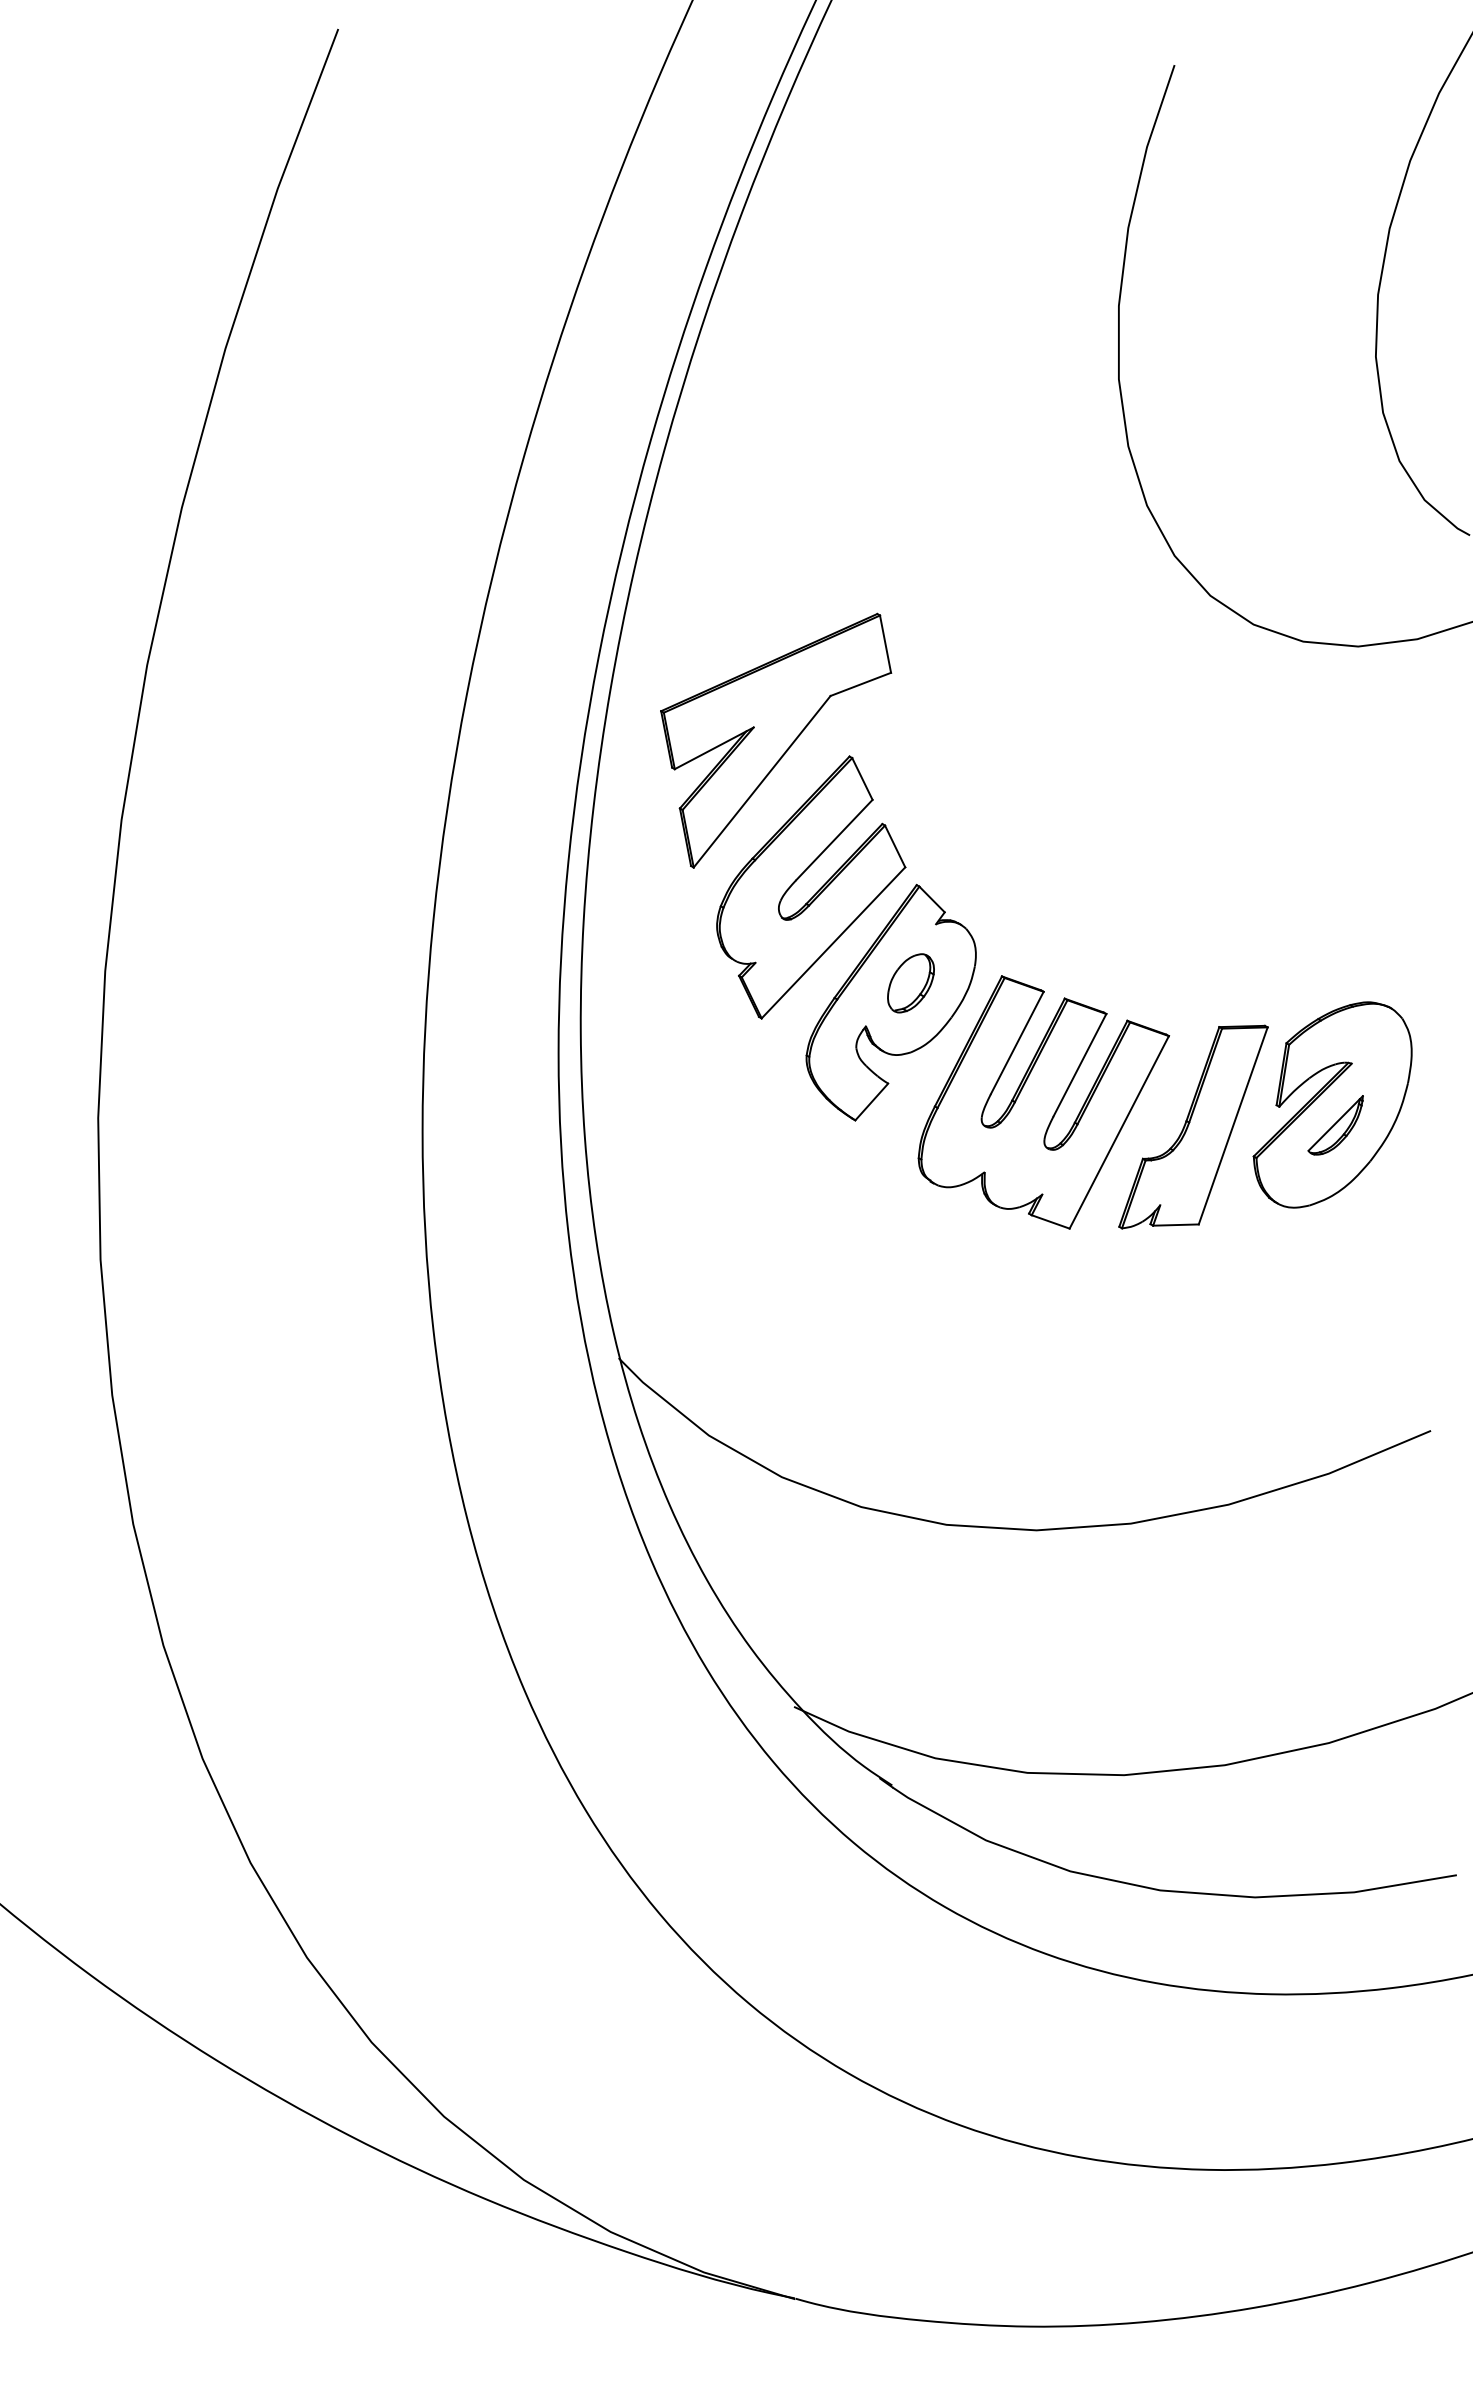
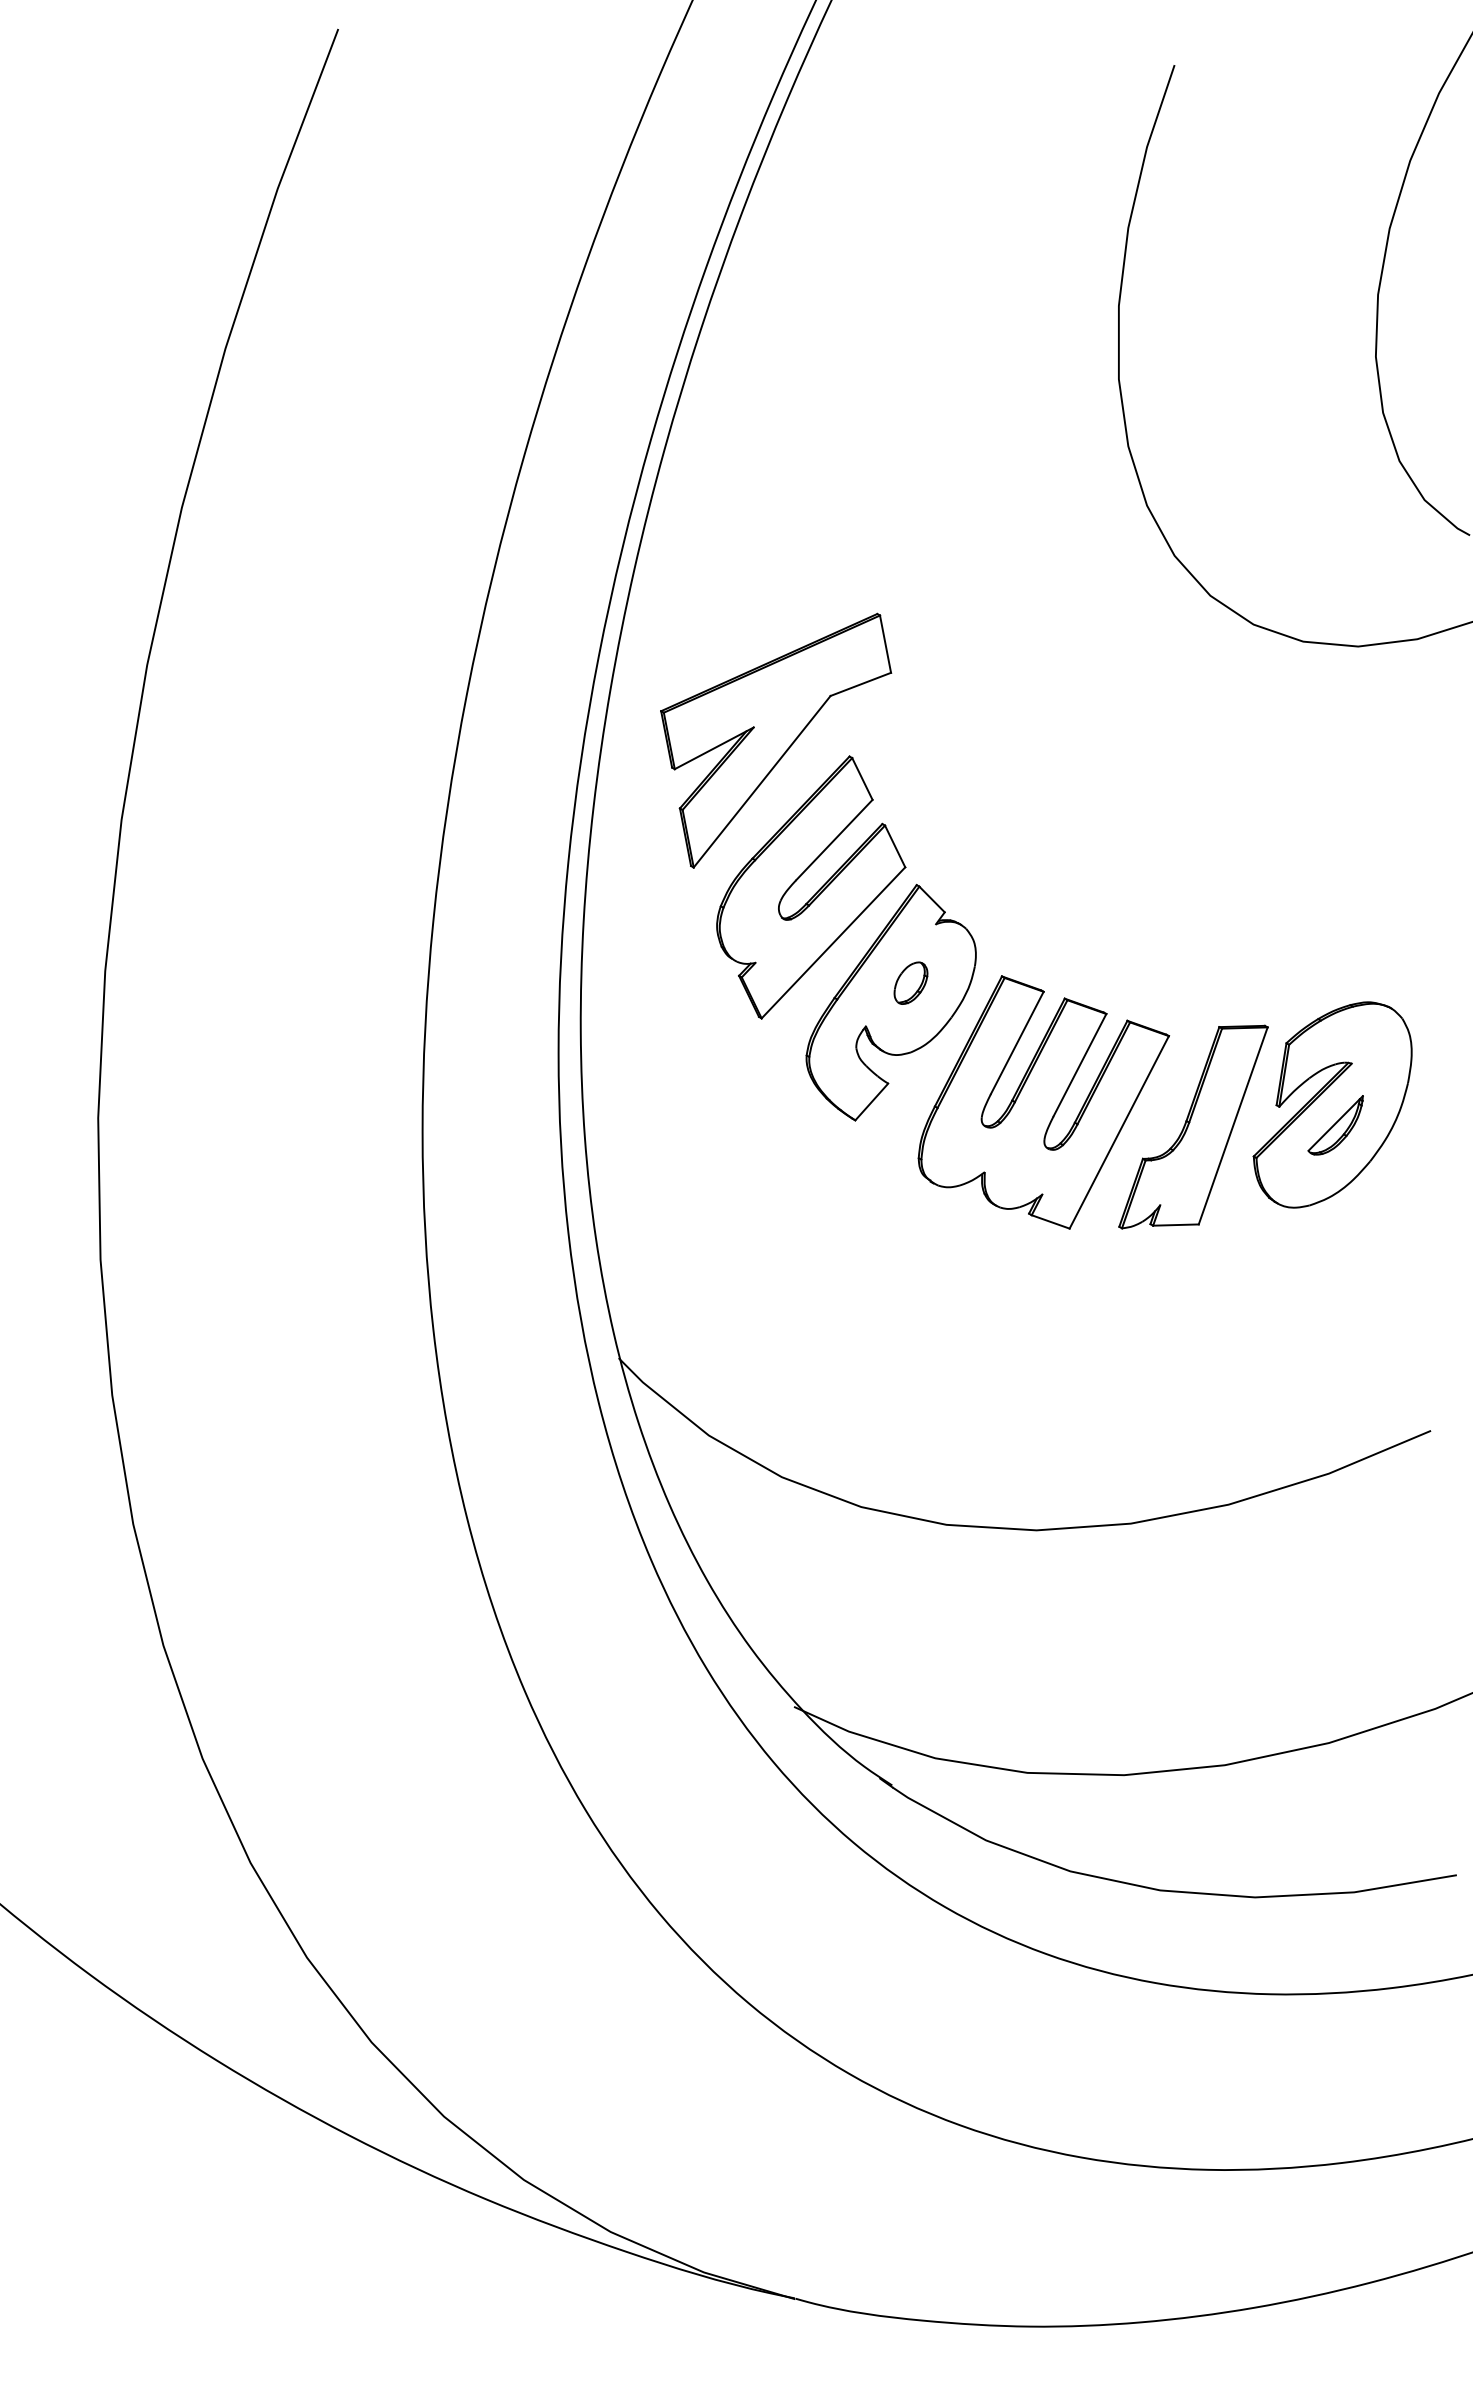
part size: 48x61 px -> 36x44 px (910, 982)
